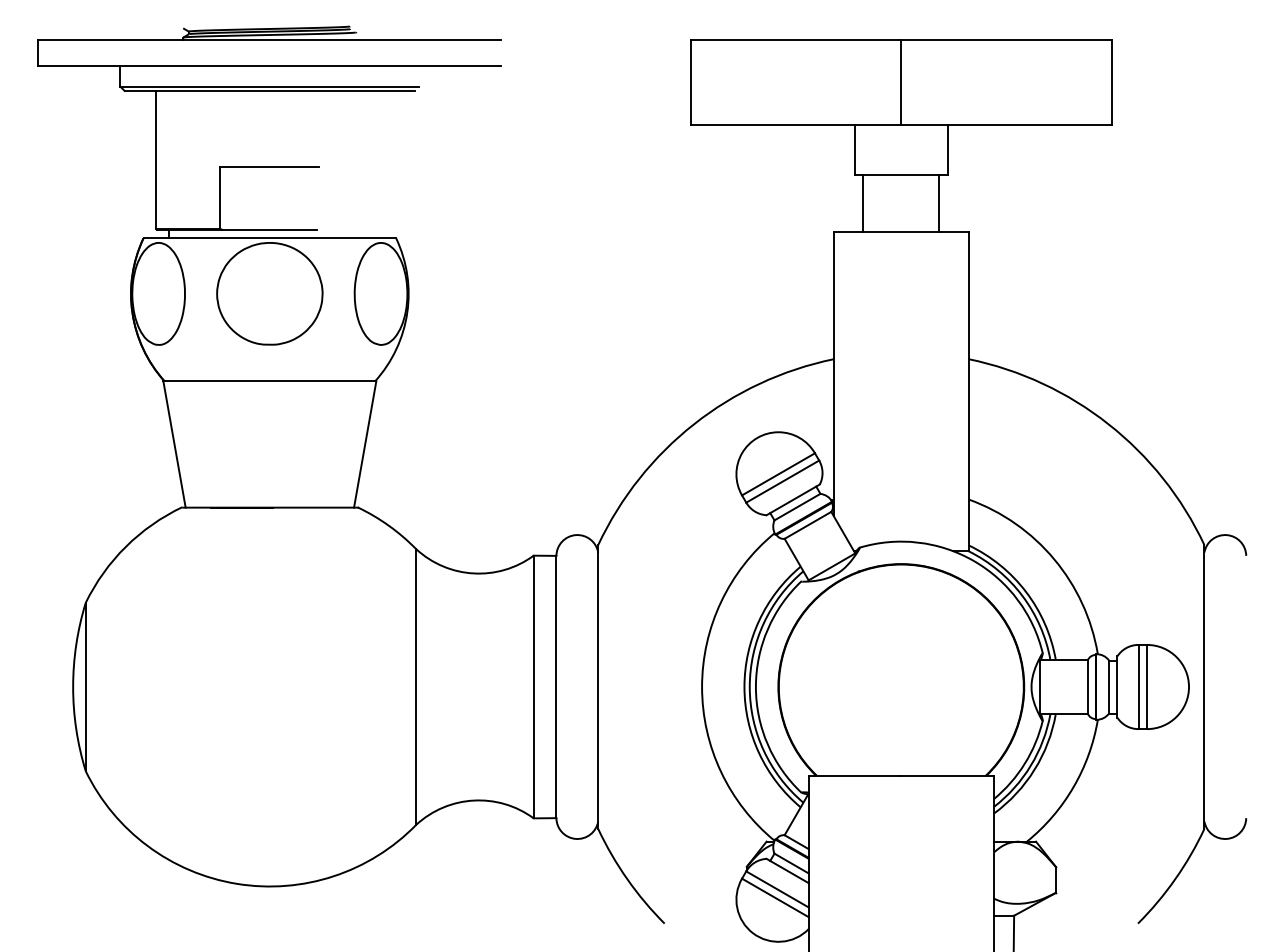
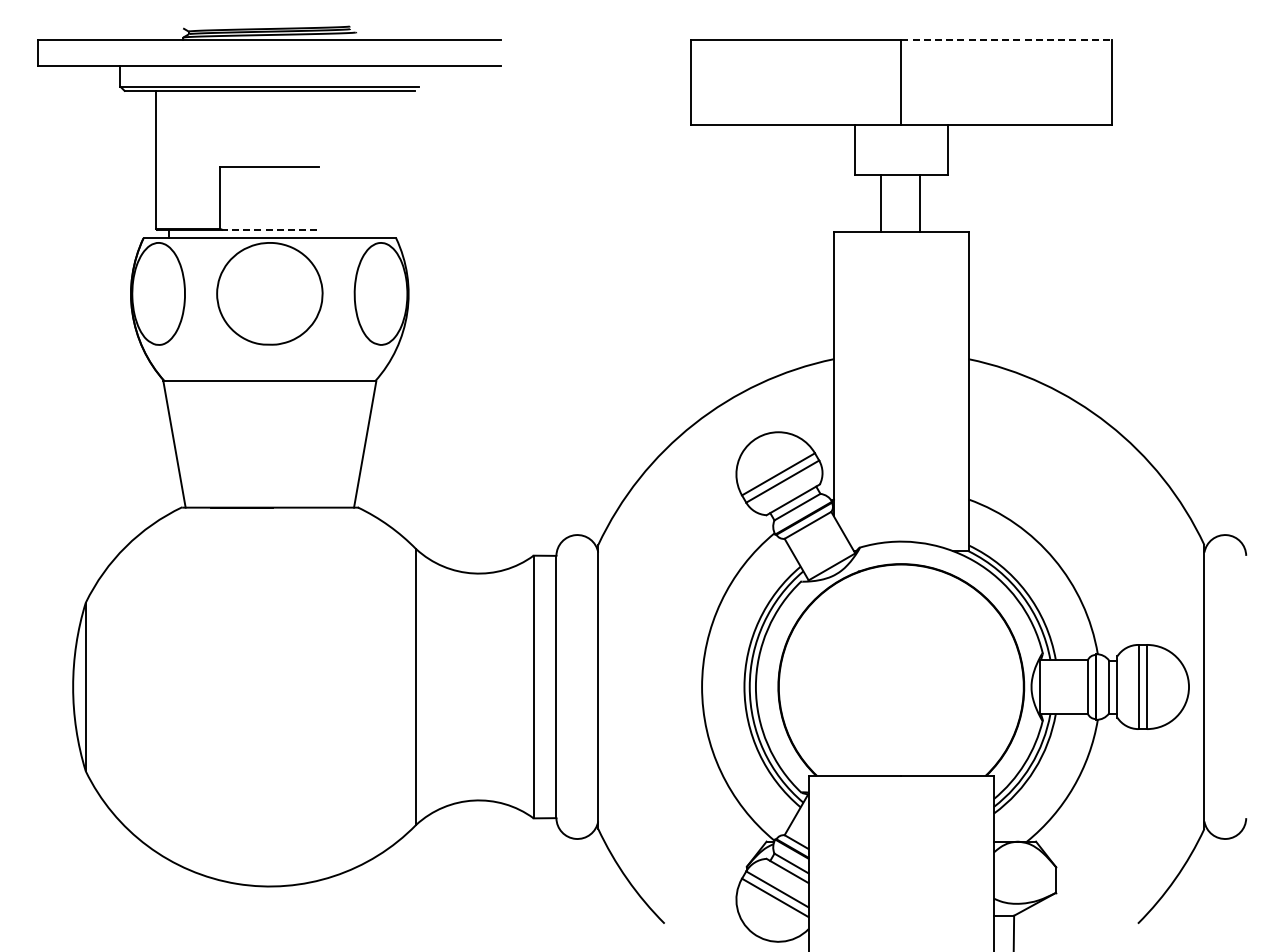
line: solid -> dashed (1007, 40)
line position: (863, 203) -> (881, 203) (881, 203)
line position: (939, 203) -> (920, 203) (920, 203)
line: solid -> dashed (269, 229)
